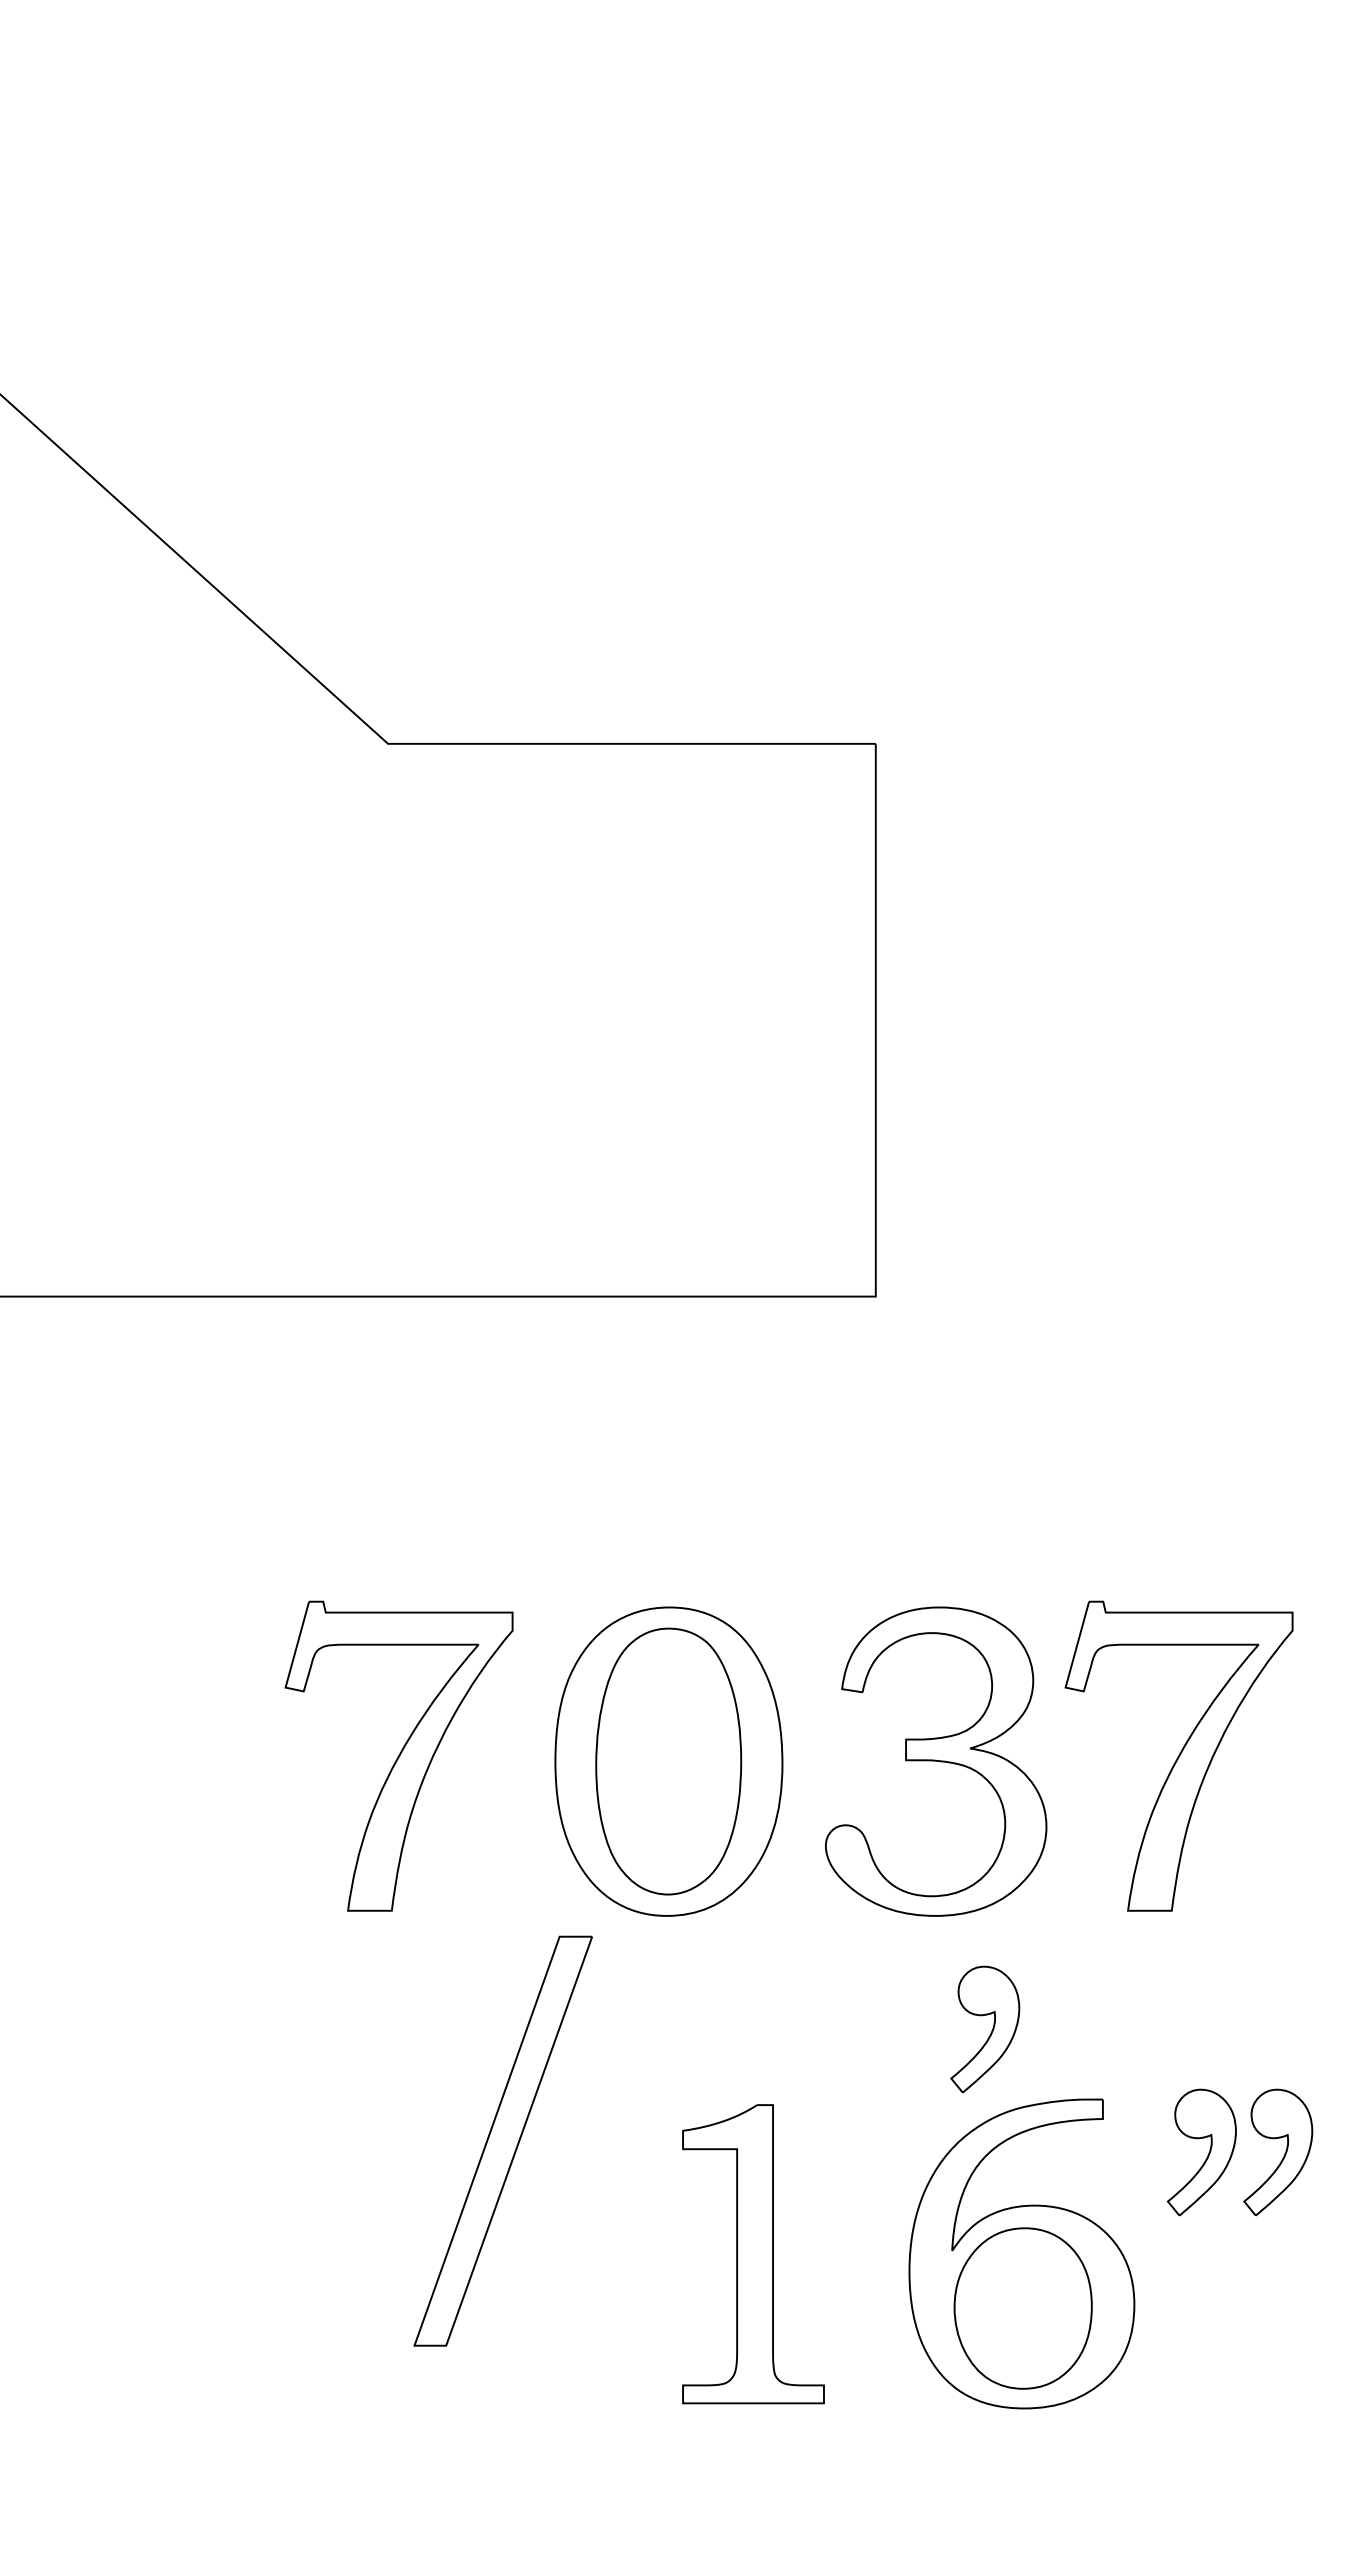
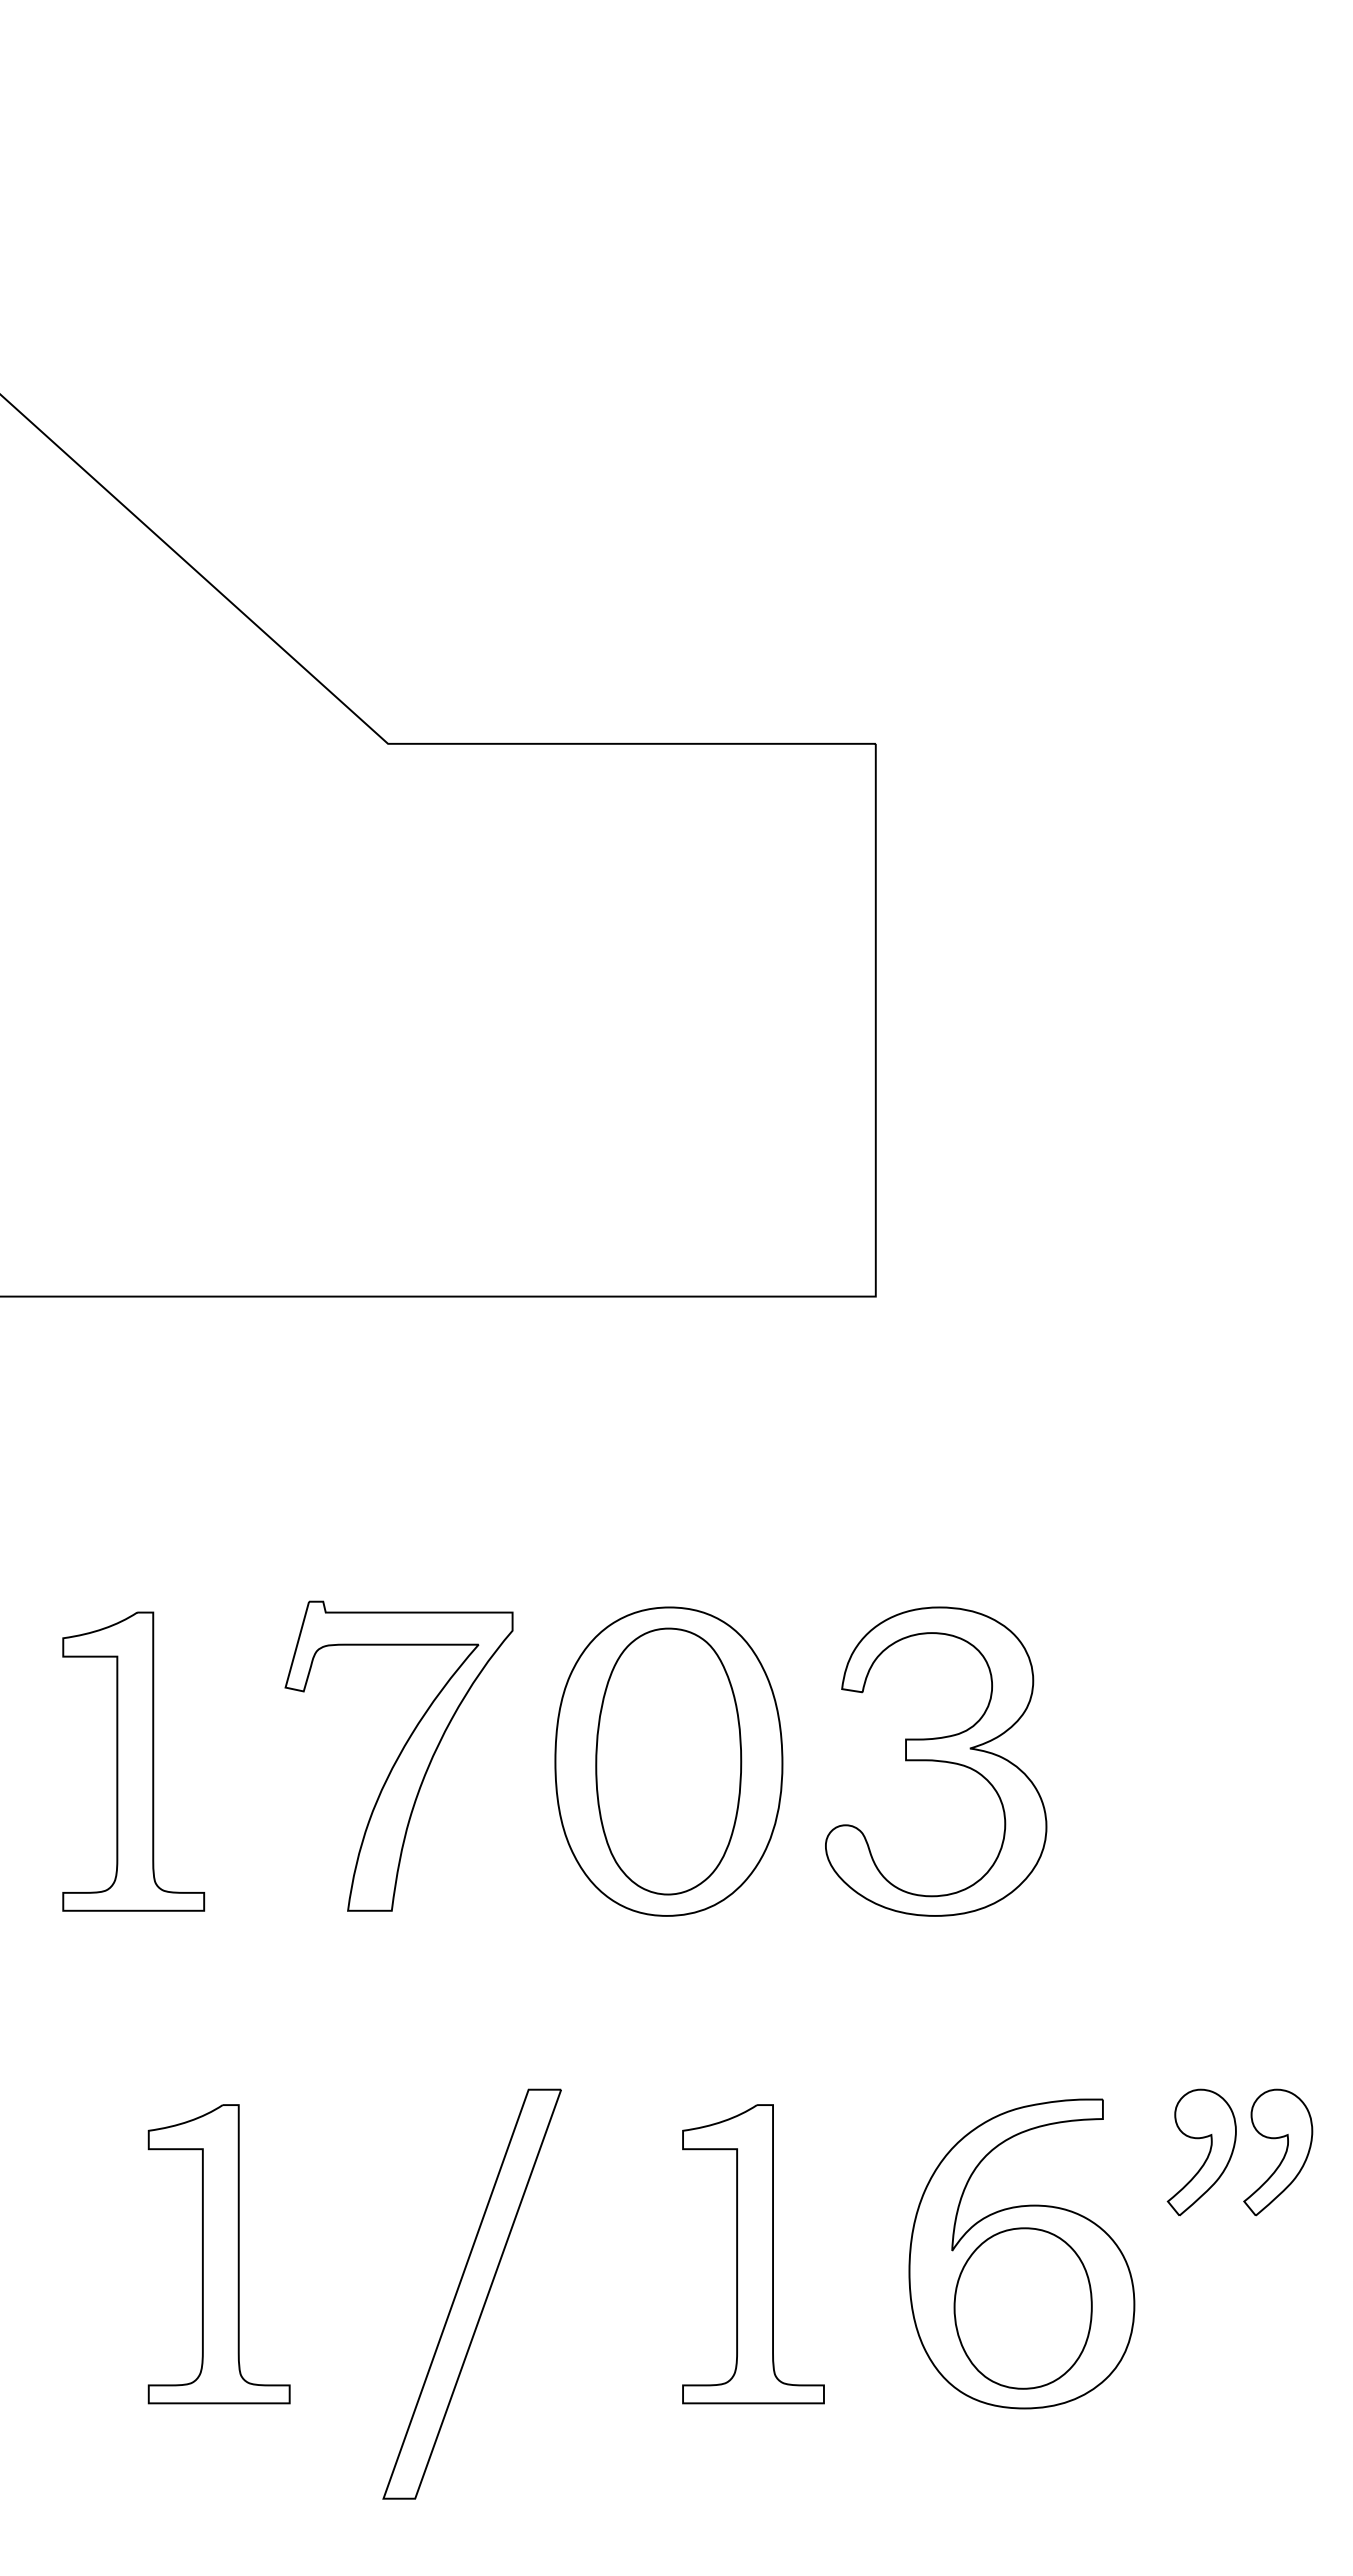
part: present -> none (1178, 1755)
part: none -> present (133, 1761)
part: present -> none (985, 2029)
part position: (502, 2140) -> (471, 2293) (471, 2293)
part: none -> present (218, 2254)
